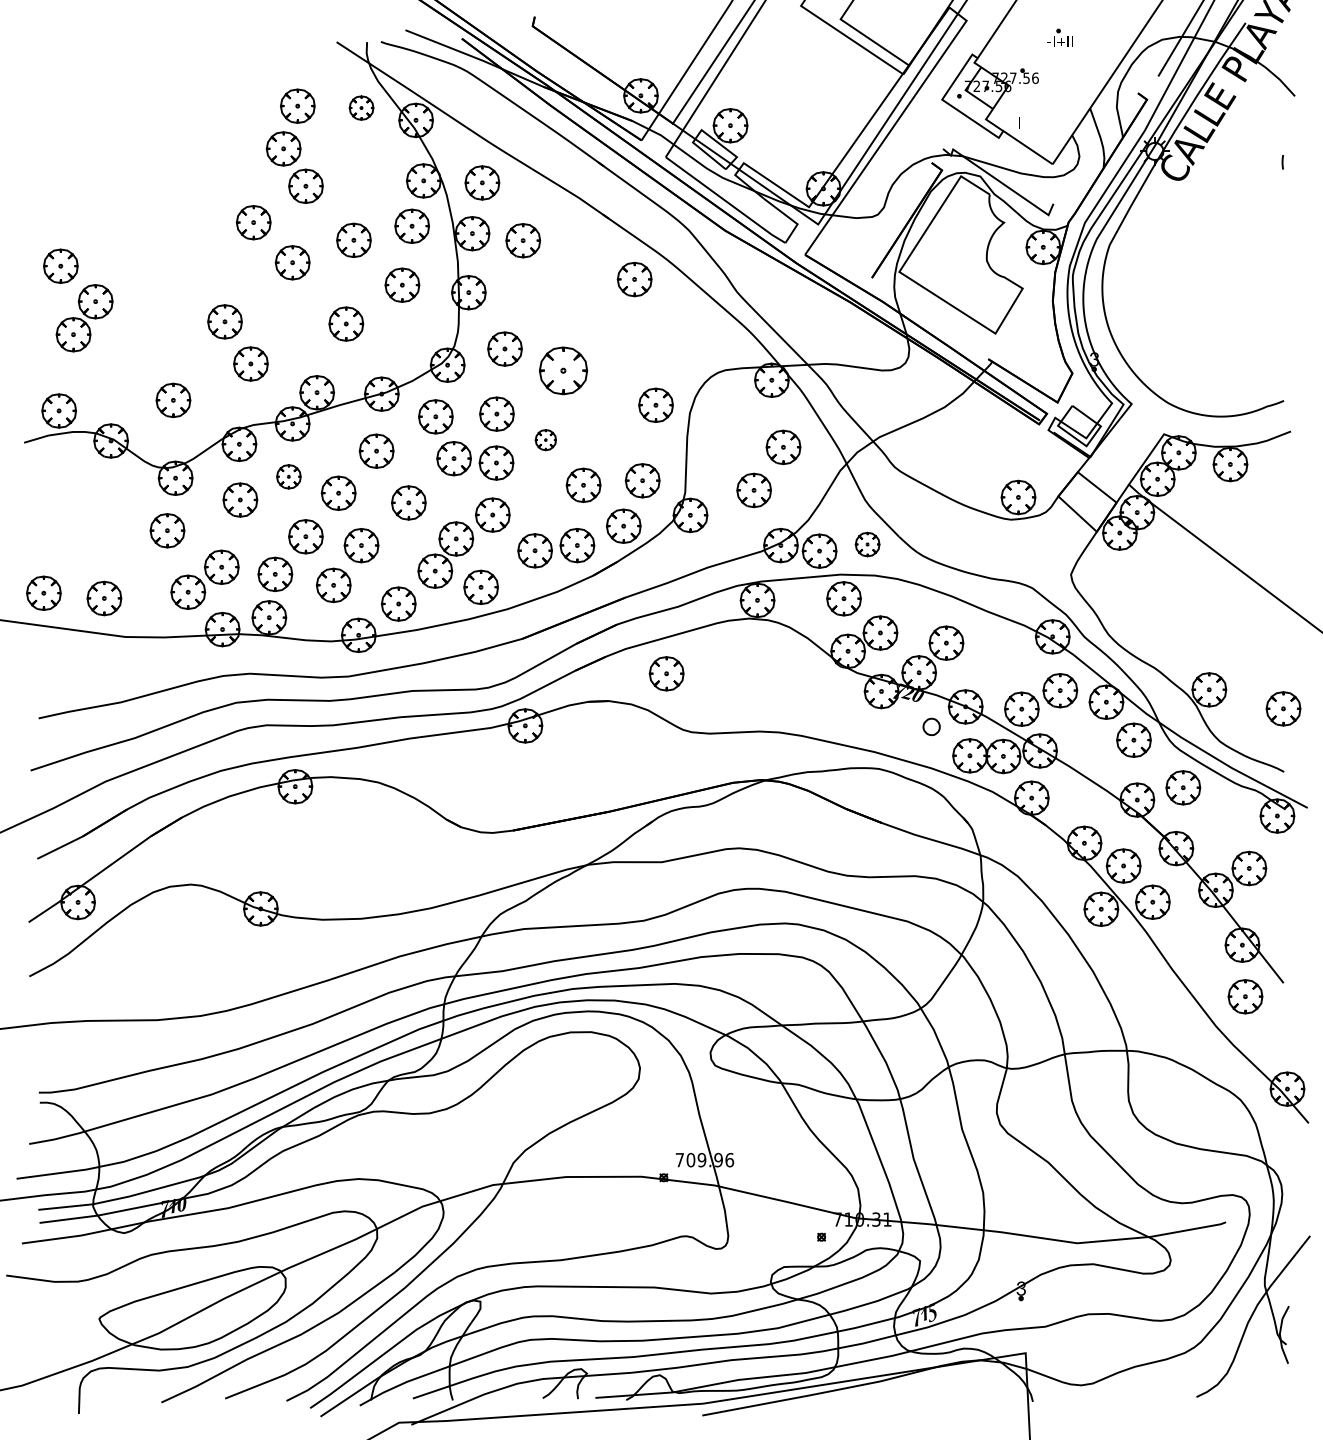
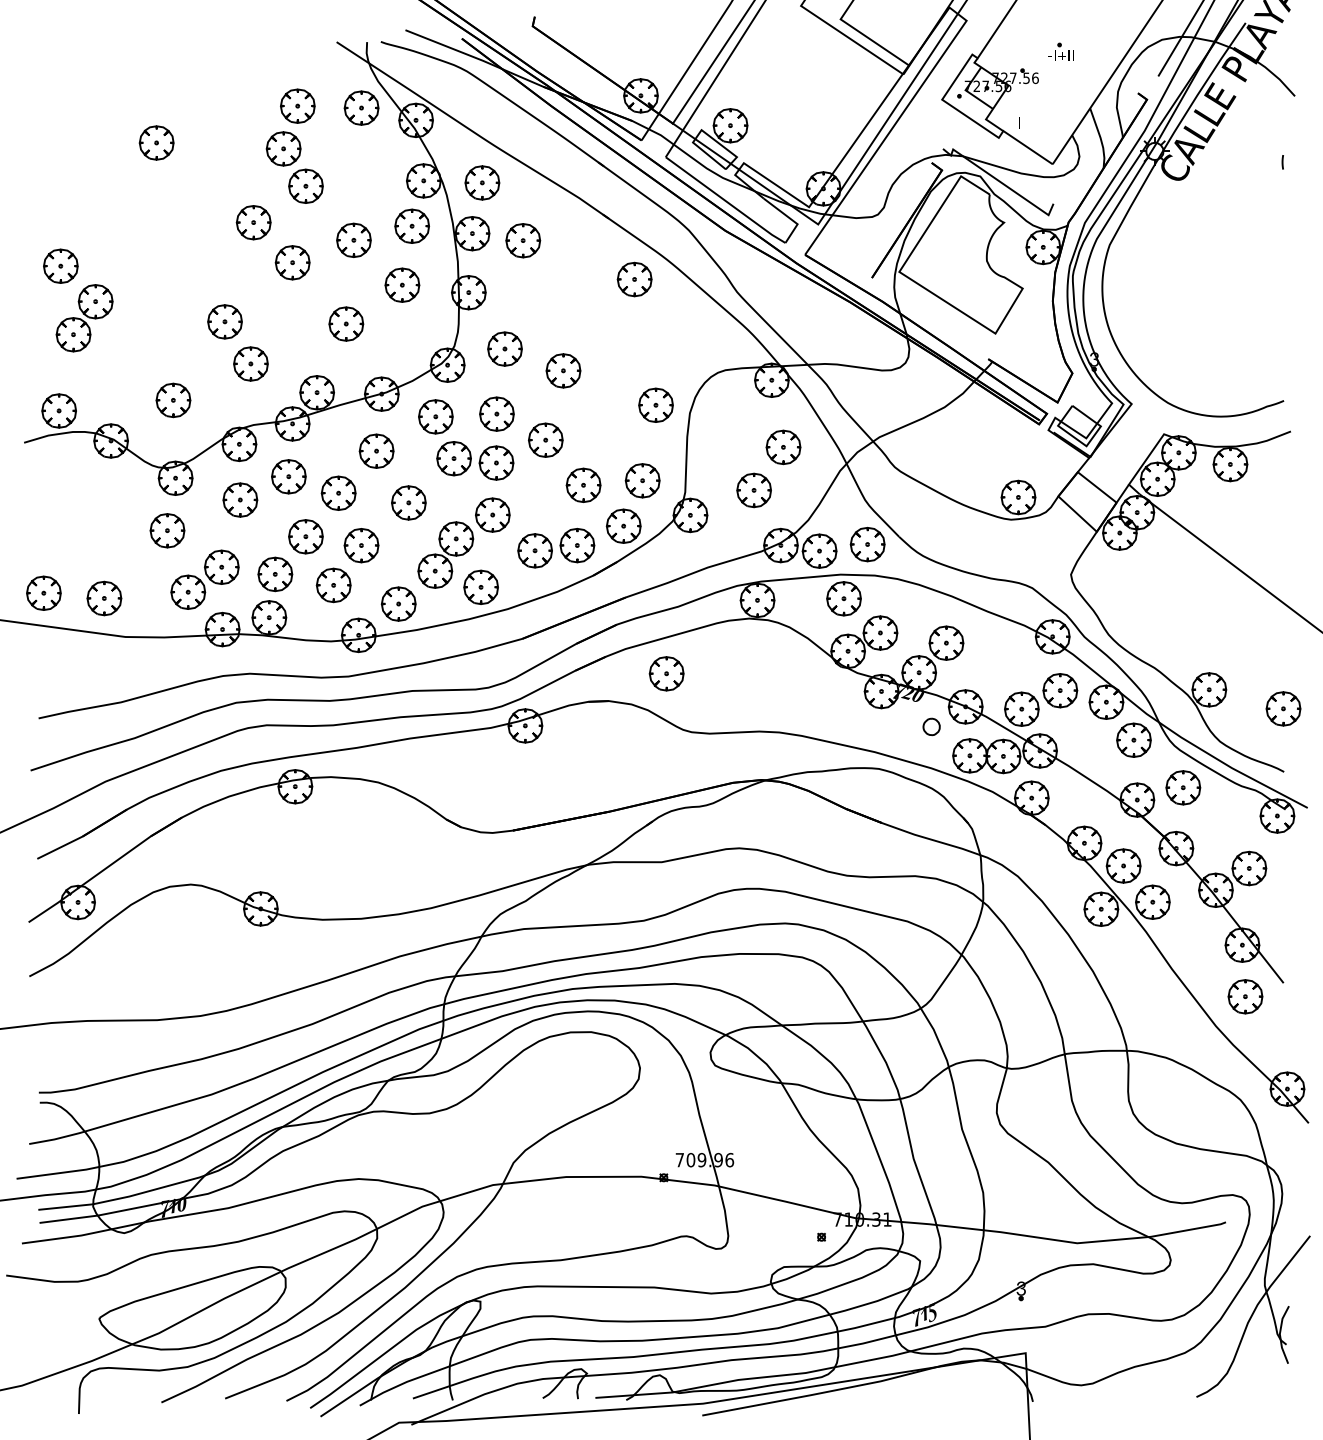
part position: (1059, 37) -> (1060, 51) (1060, 51)
part size: 27x26 px -> 37x36 px (361, 107)
part: none -> present (156, 142)
part size: 50x50 px -> 37x36 px (563, 370)
part size: 23x23 px -> 36x36 px (545, 439)
part size: 26x26 px -> 36x36 px (288, 476)
part size: 27x27 px -> 37x37 px (867, 544)
